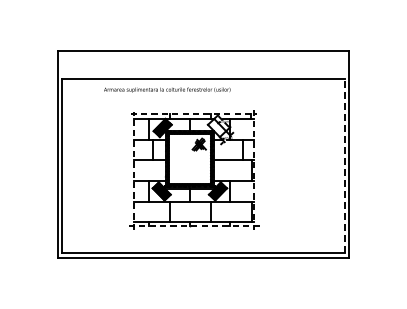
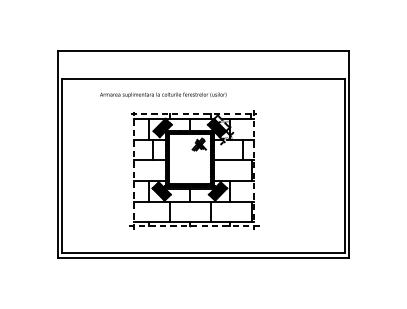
text position: (167, 89) -> (163, 94) (163, 94)
hatch: none -> present (217, 128)
line: dashed -> solid (344, 165)
